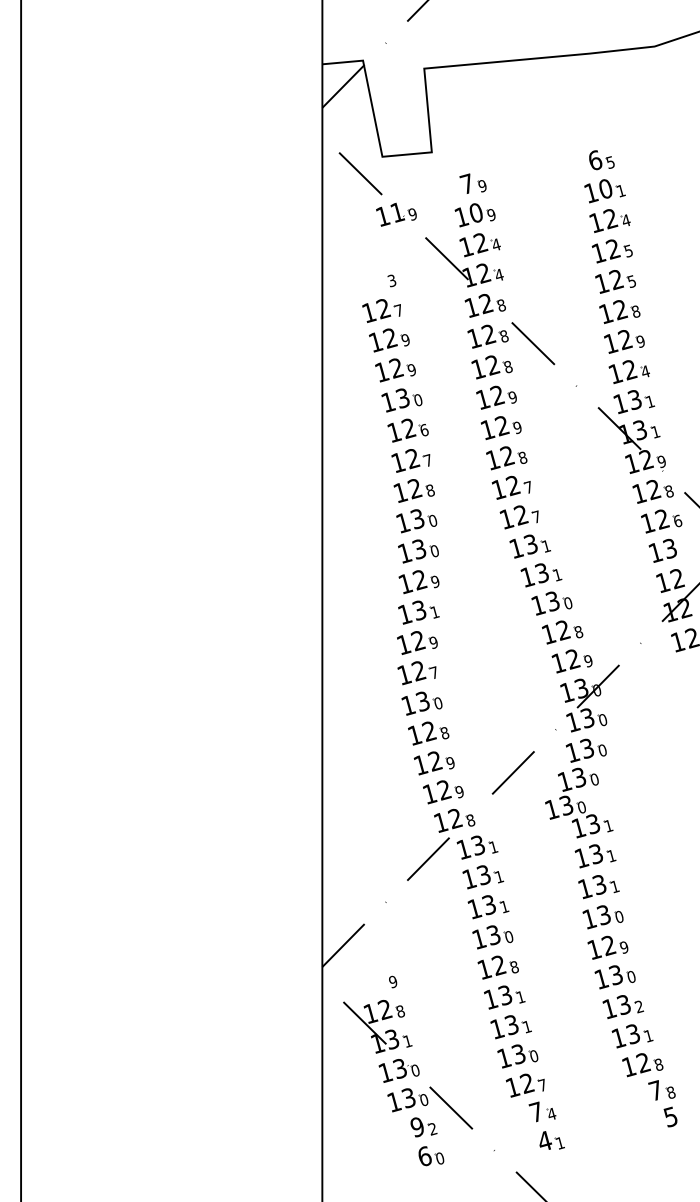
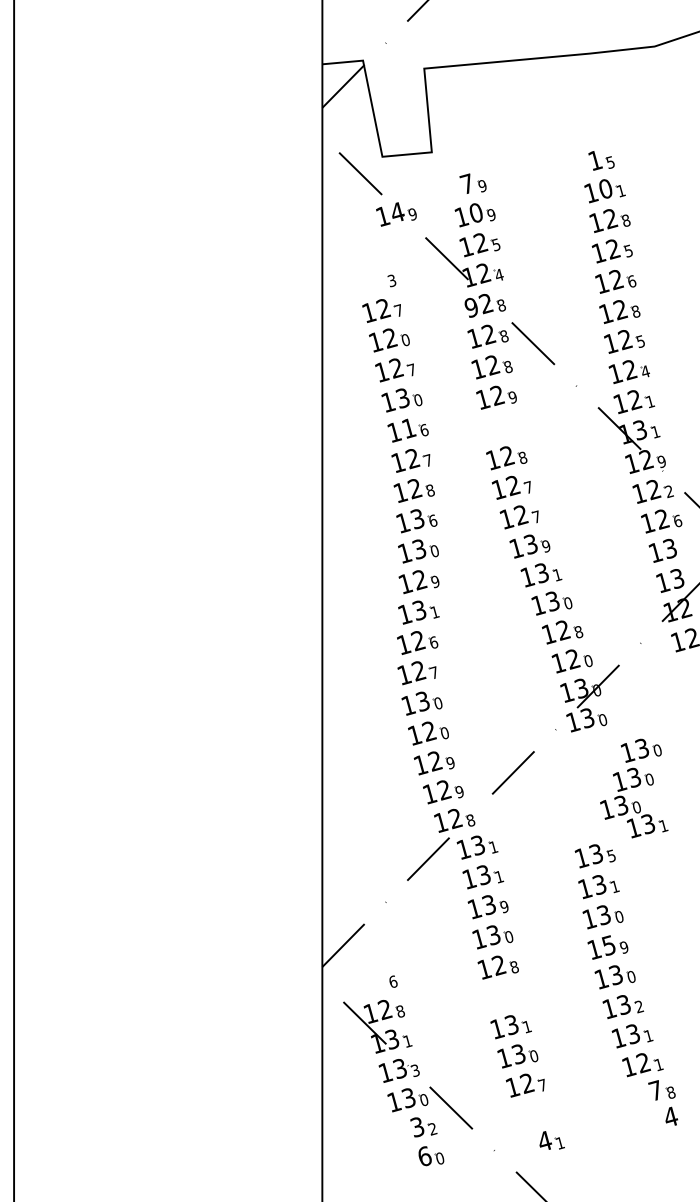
text: 6 -> 1 (595, 160)
text: 11 -> 14 (397, 212)
text: 4 -> 8 (626, 220)
text: 4 -> 5 (496, 244)
text: 5 -> 6 (631, 281)
text: 12 -> 92 (471, 307)
text: 9 -> 0 (405, 340)
text: 9 -> 5 (640, 341)
text: 9 -> 7 (411, 369)
text: 13 -> 12 (634, 400)
text: 12 -> 11 (408, 428)
part: present -> none (501, 428)
text: 8 -> 2 (668, 491)
text: 0 -> 6 (433, 519)
text: 1 -> 9 (546, 546)
text: 12 -> 13 (677, 579)
line position: (21, 600) -> (14, 600) (14, 600)
text: 9 -> 6 (433, 642)
text: 9 -> 0 (588, 661)
text: 8 -> 0 (444, 733)
part position: (579, 788) -> (634, 788) (634, 788)
text: 1 -> 5 (611, 855)
text: 1 -> 9 (504, 906)
text: 12 -> 15 (608, 945)
text: 9 -> 6 (393, 981)
part: present -> none (504, 997)
text: 8 -> 1 (658, 1064)
text: 0 -> 3 (415, 1070)
part: present -> none (542, 1111)
text: 5 -> 4 (670, 1116)
text: 9 -> 3 (417, 1127)
